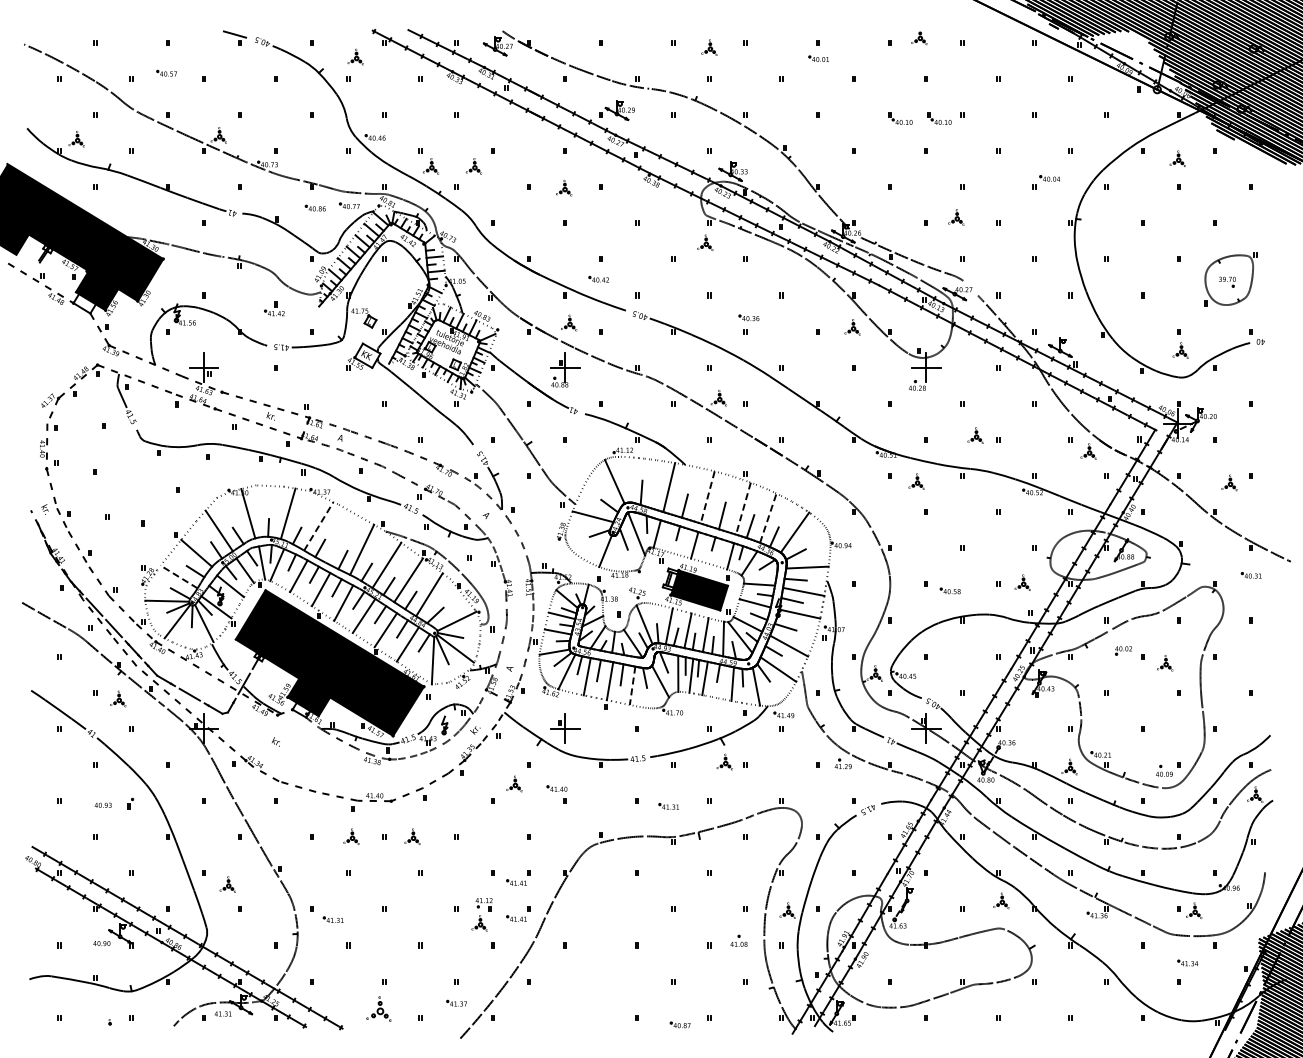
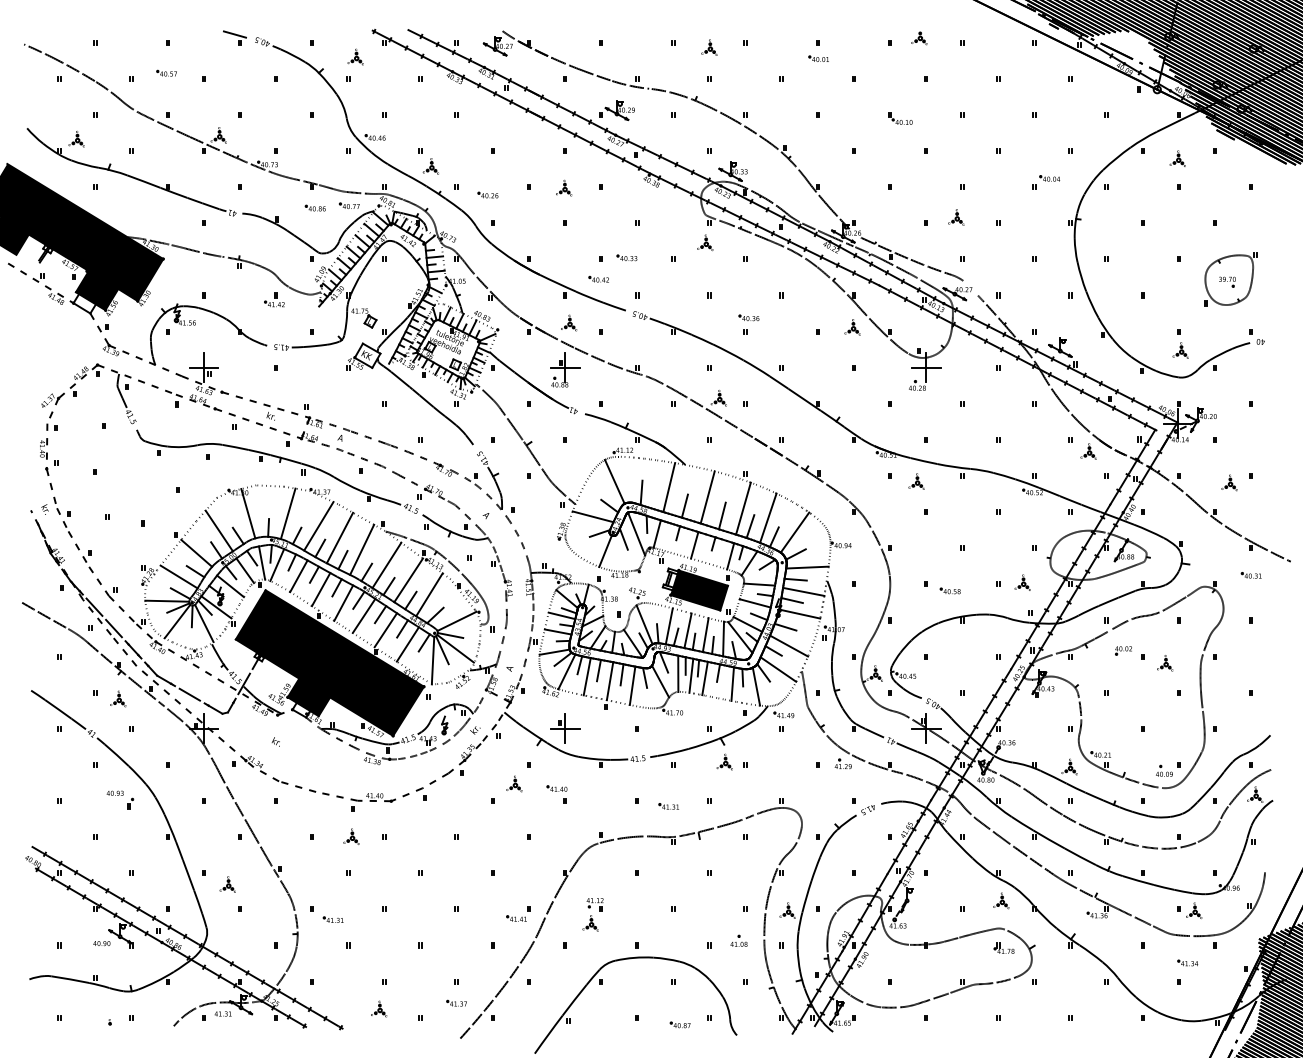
part: present -> none (939, 118)
part: present -> none (473, 166)
part: none -> present (487, 194)
part: none -> present (626, 257)
part position: (274, 308) -> (274, 299) (274, 299)
part: present -> none (975, 435)
line: dashed -> solid (707, 497)
line: dashed -> solid (743, 509)
line: dashed -> solid (768, 518)
line: dashed -> solid (319, 525)
line: none -> present (339, 537)
line: dashed -> solid (179, 576)
line: dashed -> solid (632, 686)
text position: (102, 804) -> (114, 792) (114, 792)
part: present -> none (412, 836)
part: present -> none (518, 877)
part position: (481, 914) -> (592, 914) (592, 914)
part: none -> present (1003, 947)
part: none -> present (602, 984)
part size: 26x26 px -> 17x18 px (379, 1008)
